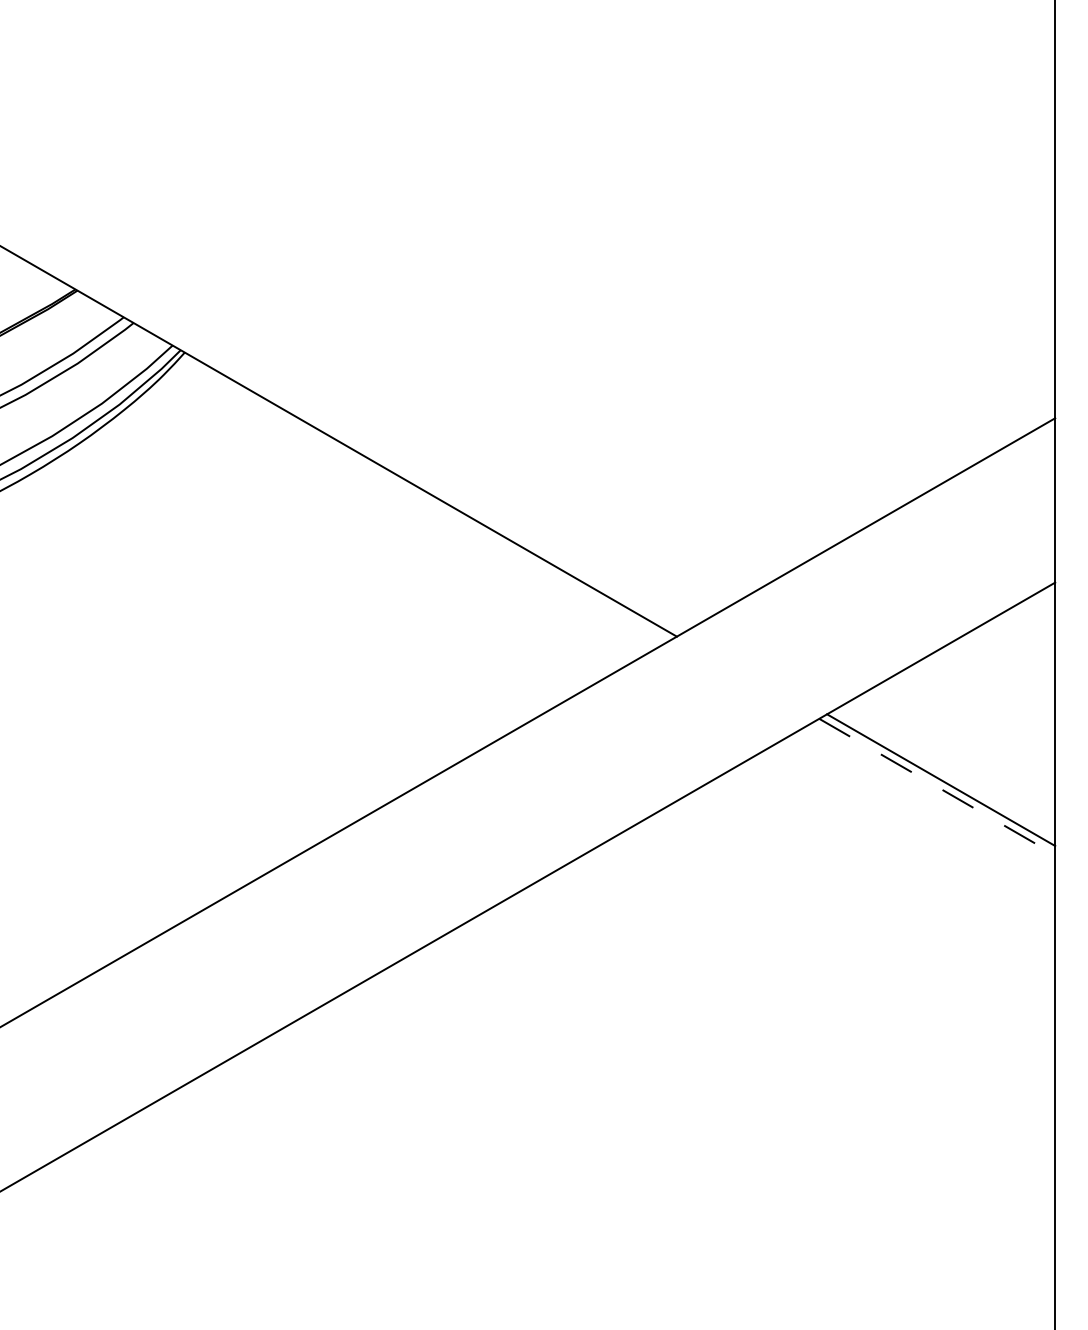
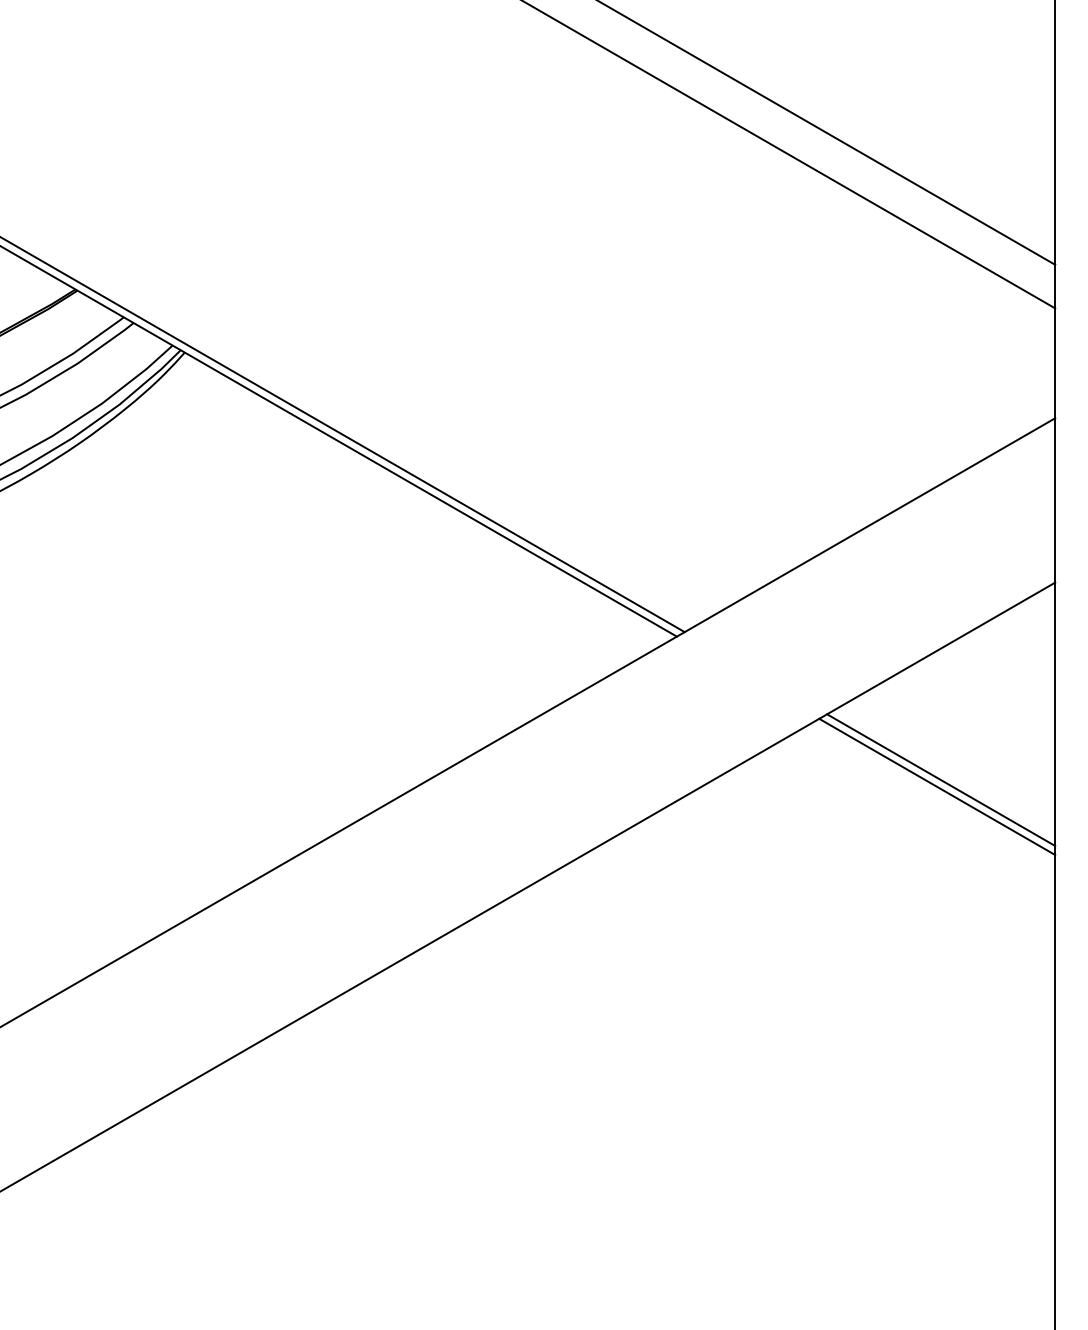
line: none -> present (827, 133)
line: none -> present (789, 155)
line: none -> present (343, 435)
line: dashed -> solid (937, 787)
